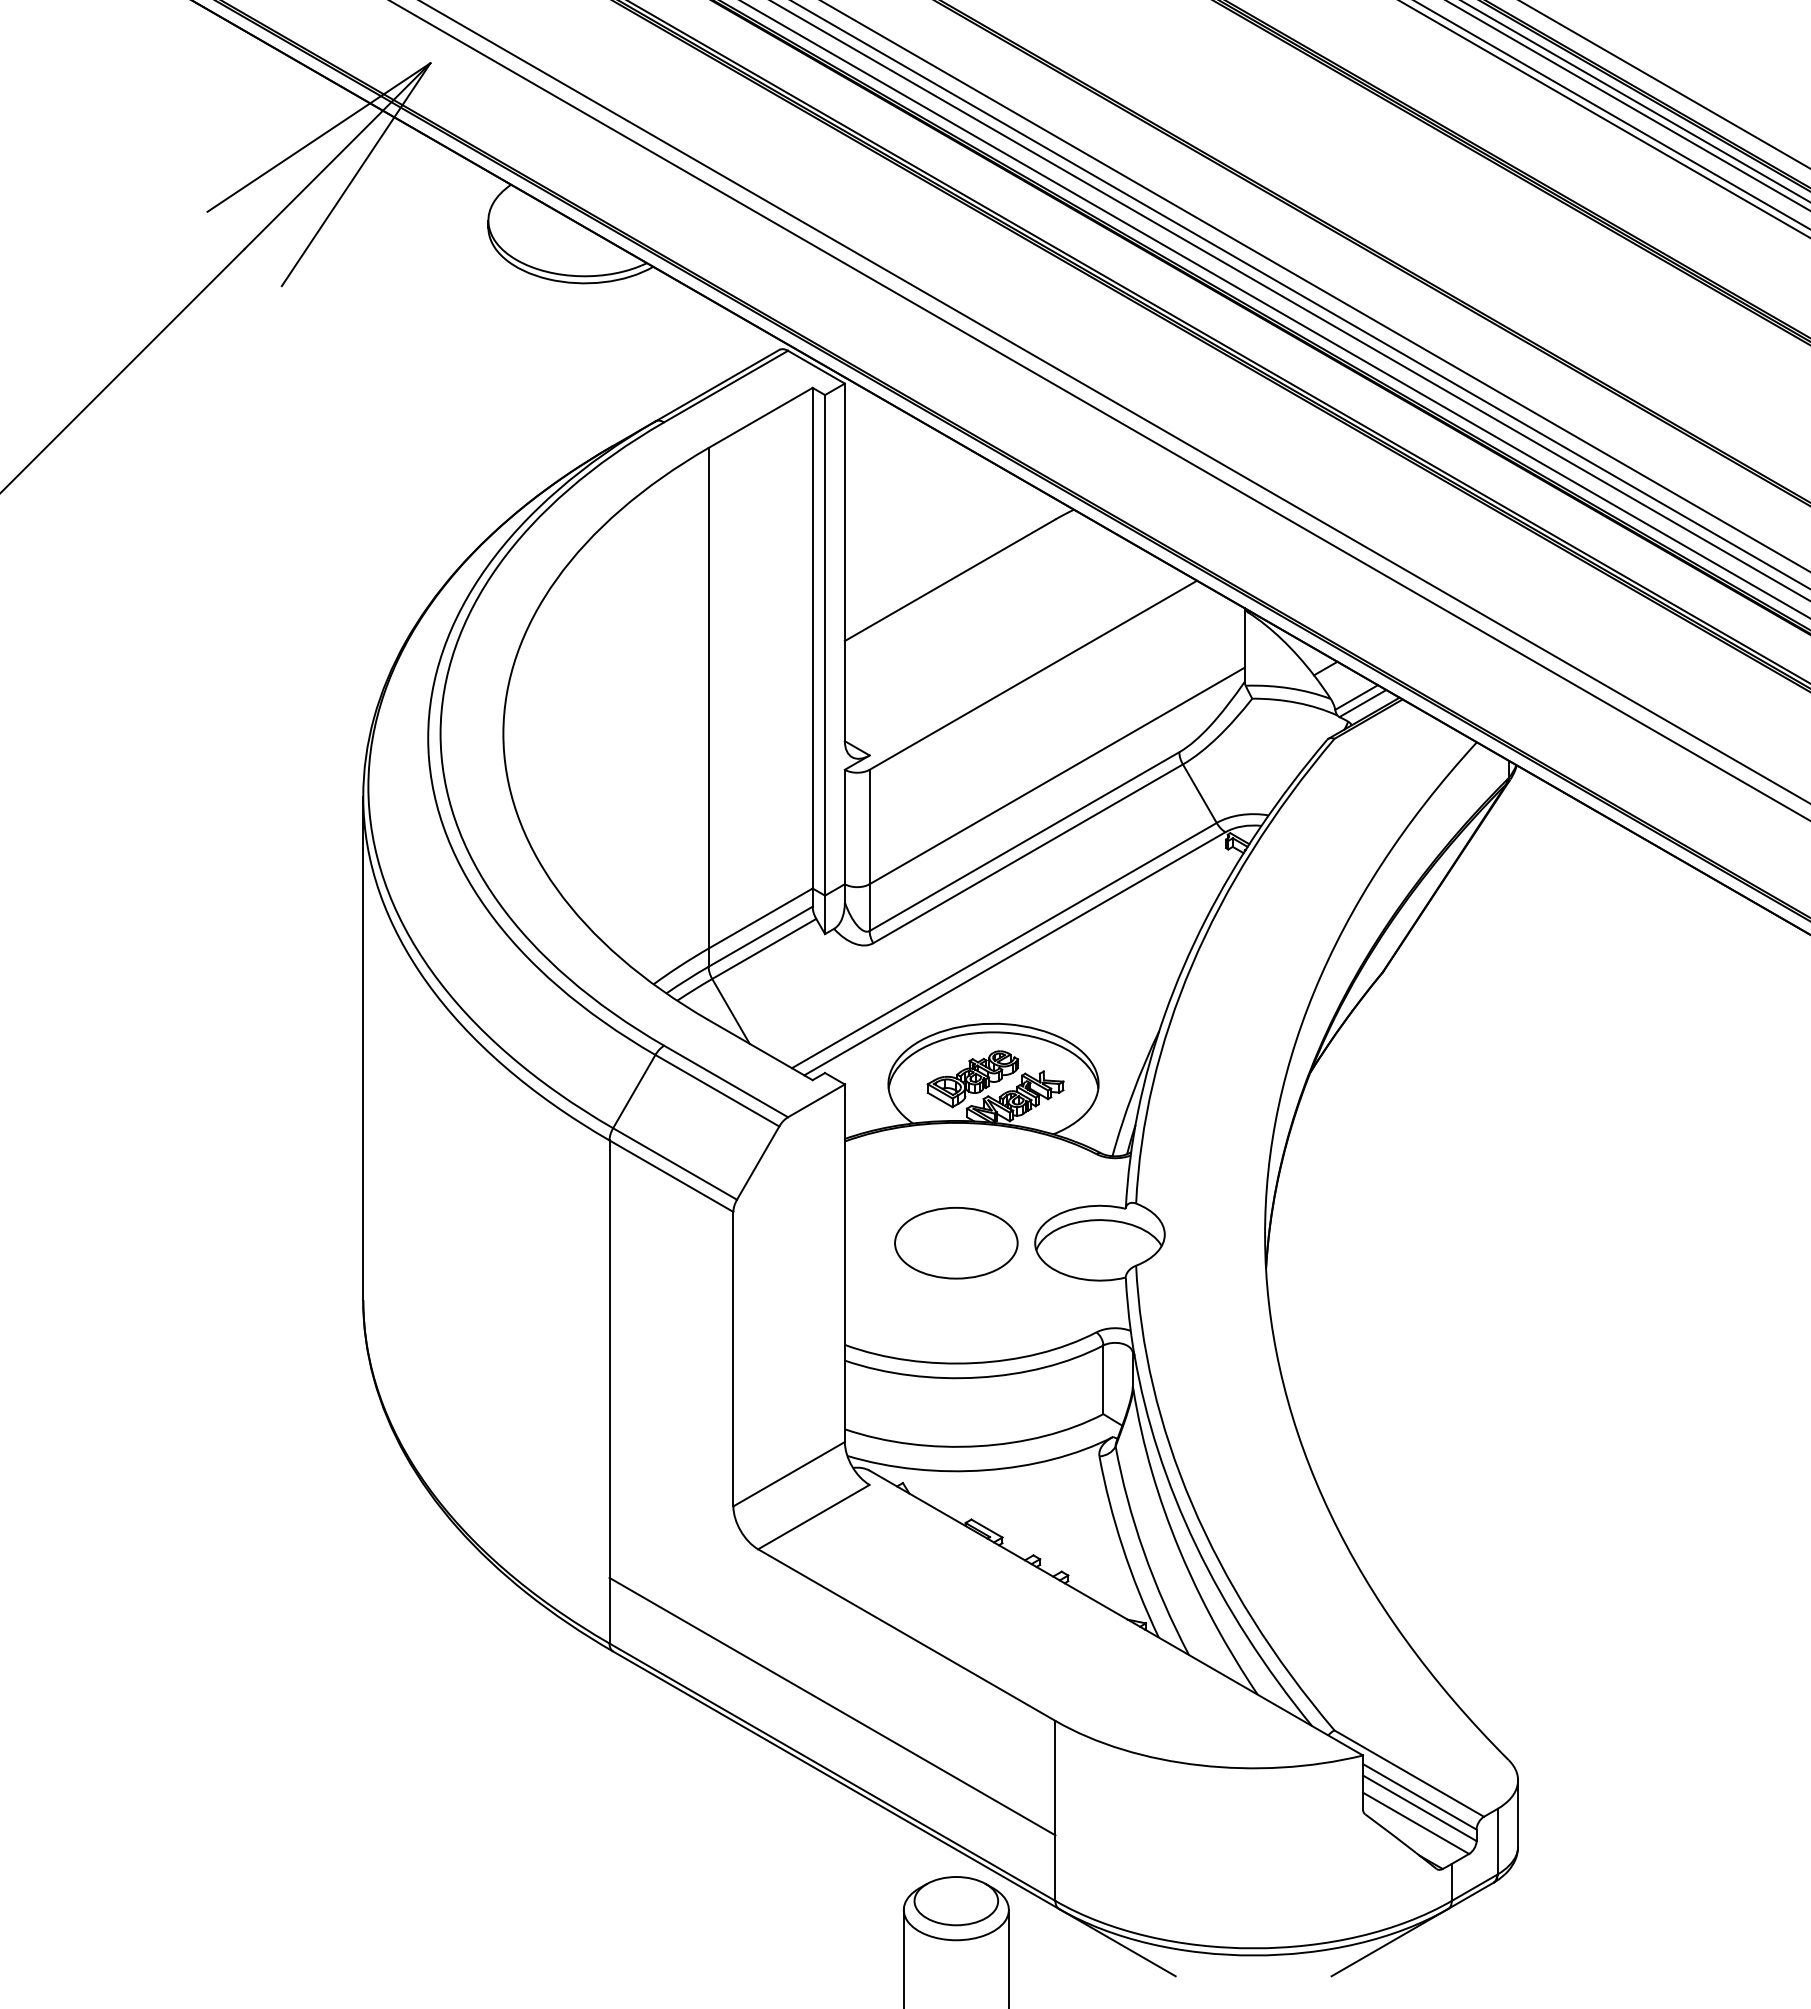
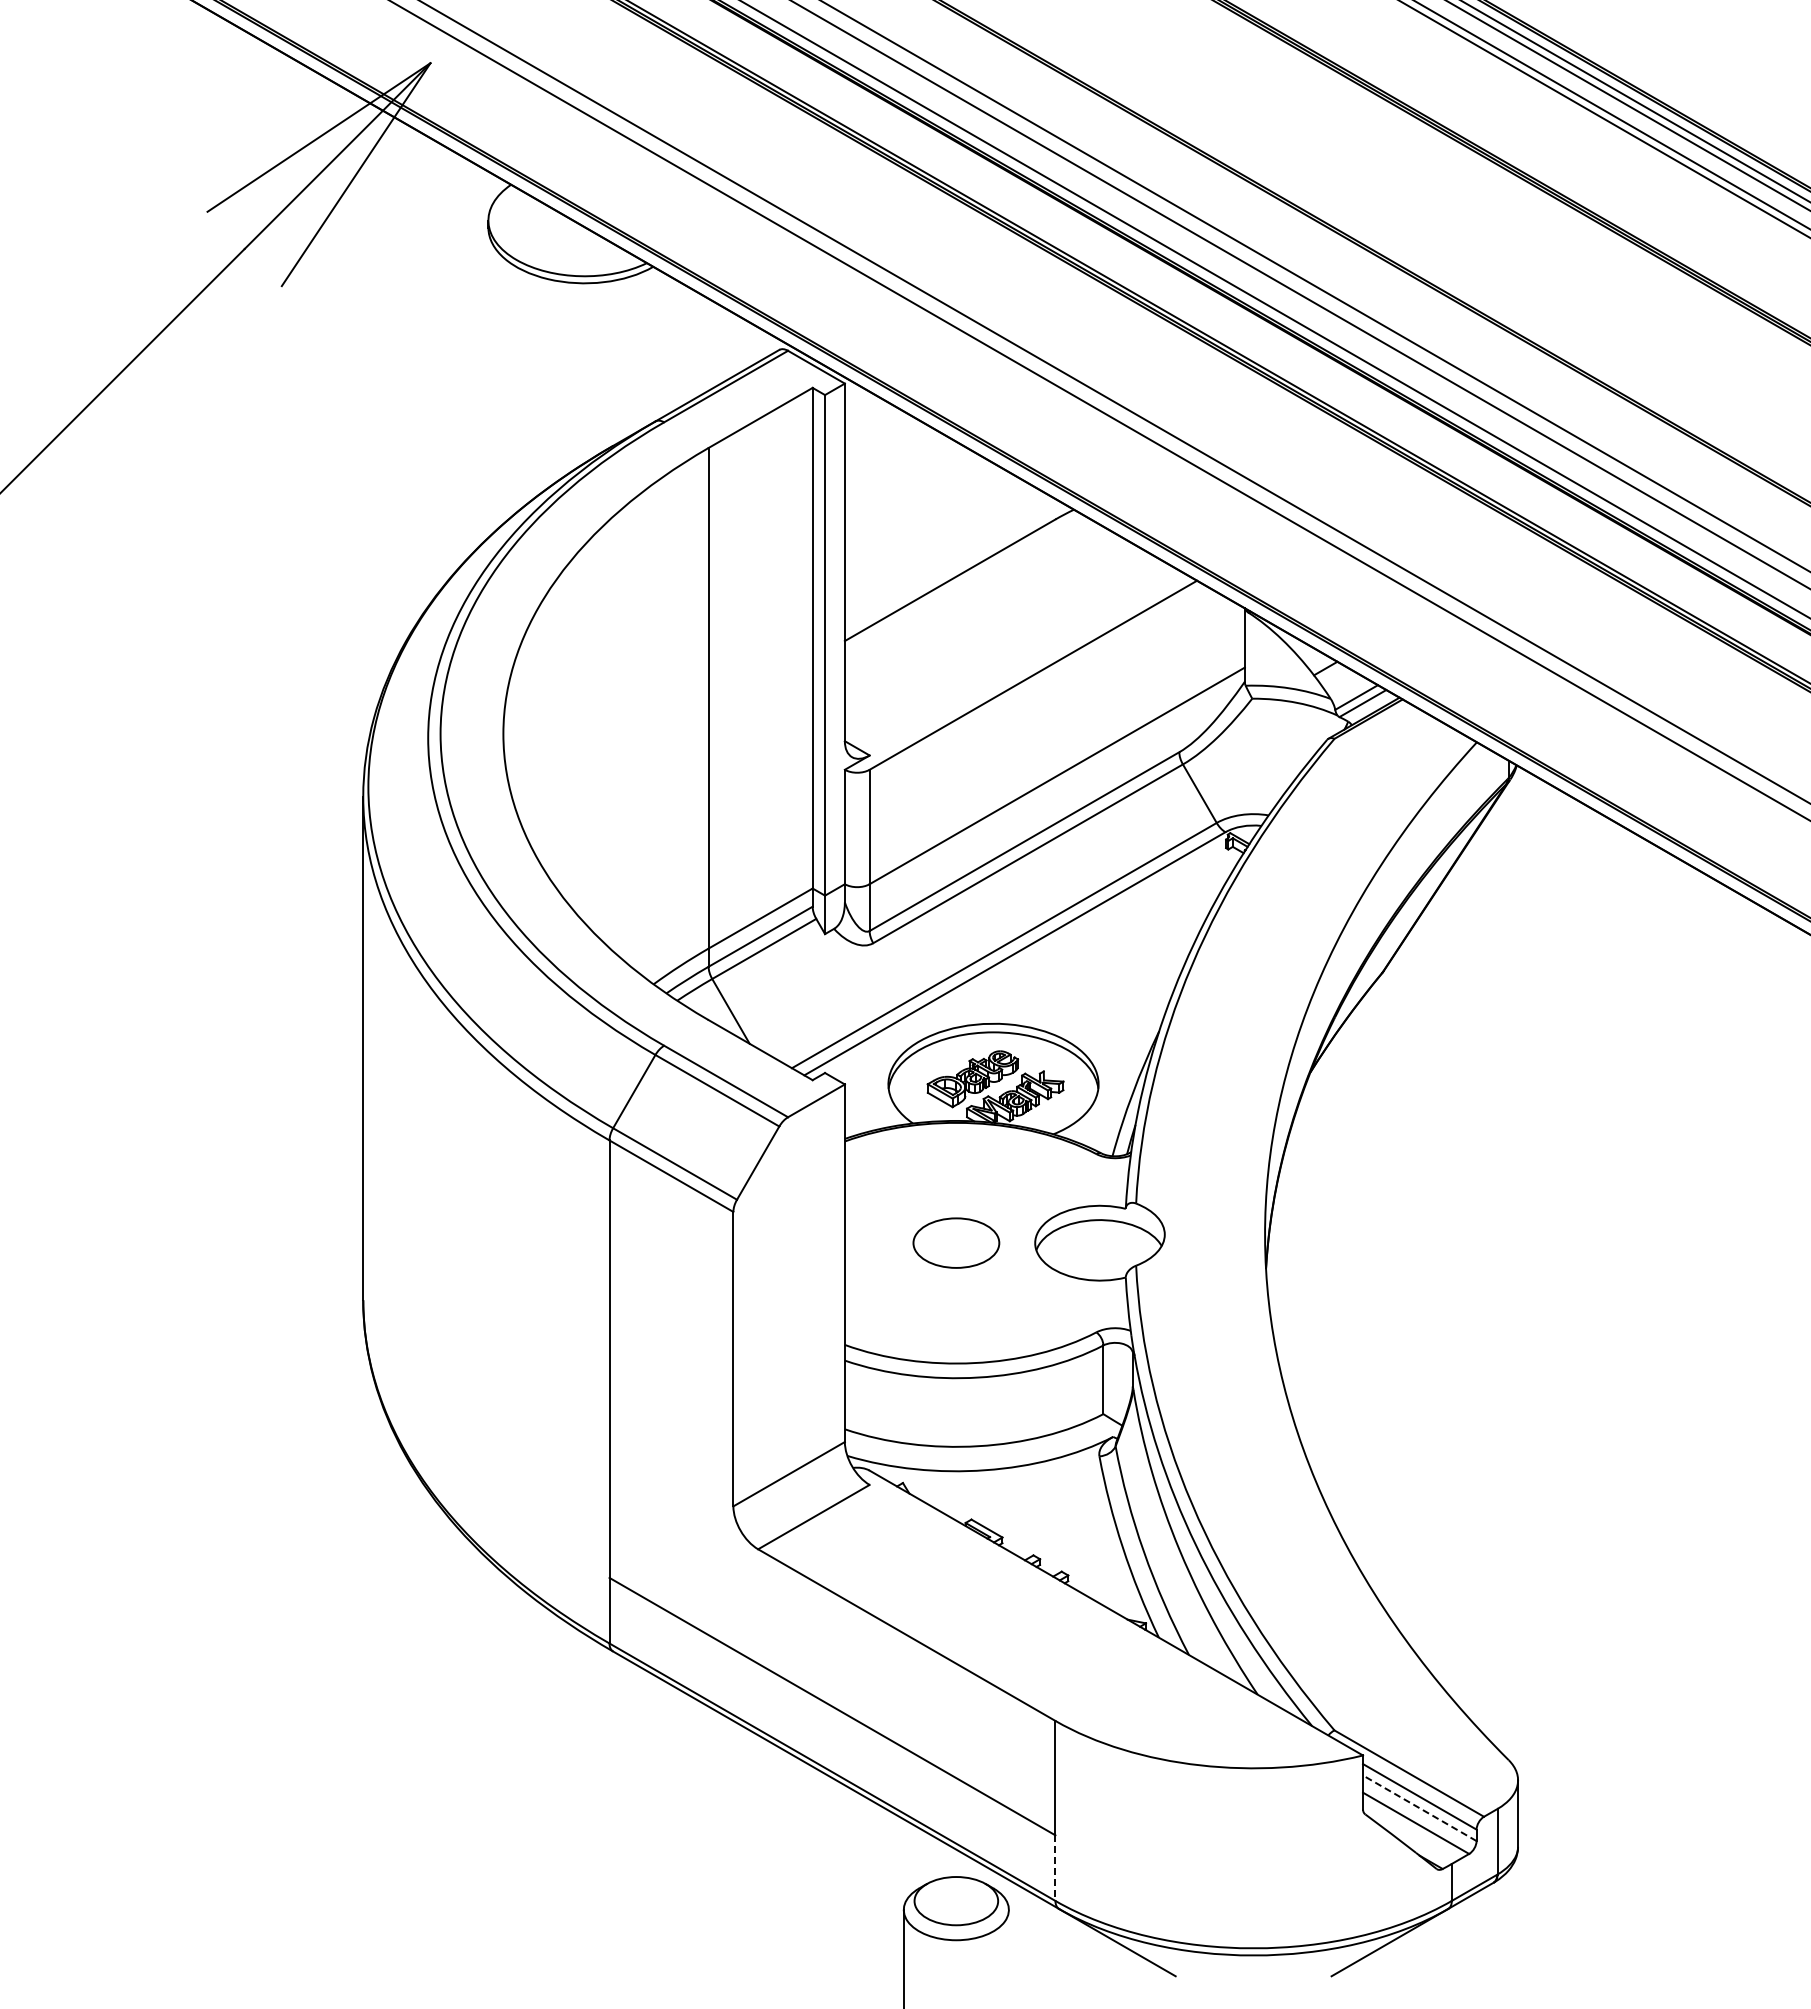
line: present -> none (1664, 84)
line: present -> none (1289, 300)
part size: 125x74 px -> 89x52 px (956, 1242)
line: solid -> dashed (1419, 1808)
line: solid -> dashed (1055, 1868)
line: present -> none (1008, 1957)
